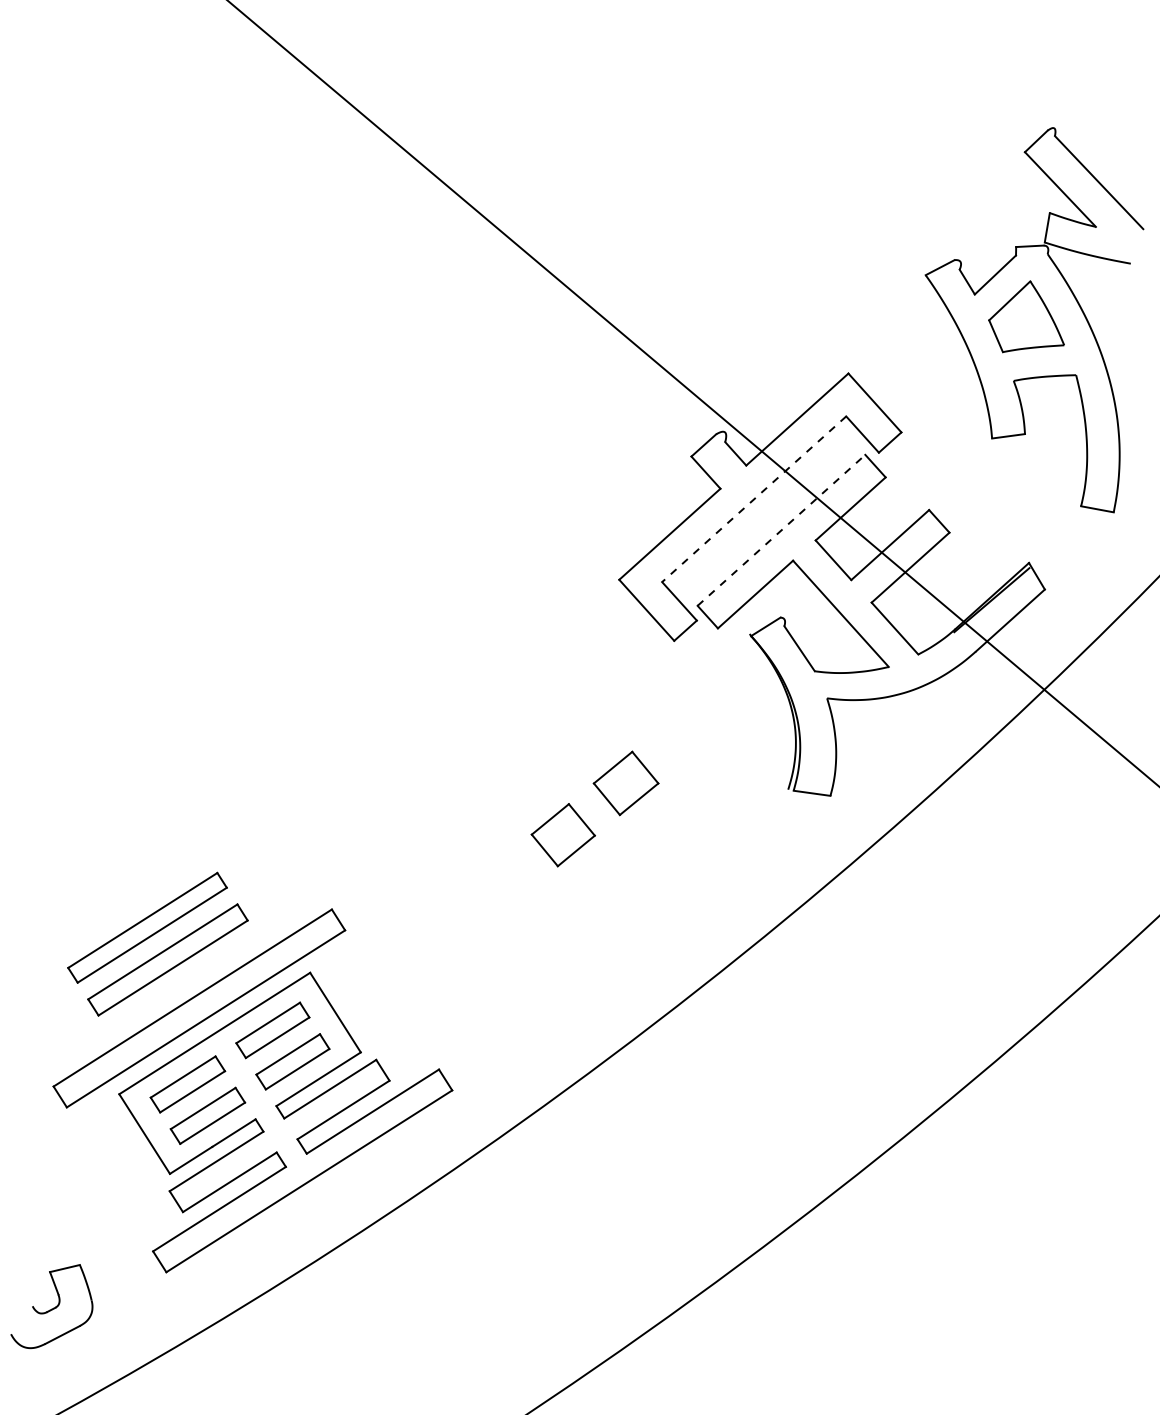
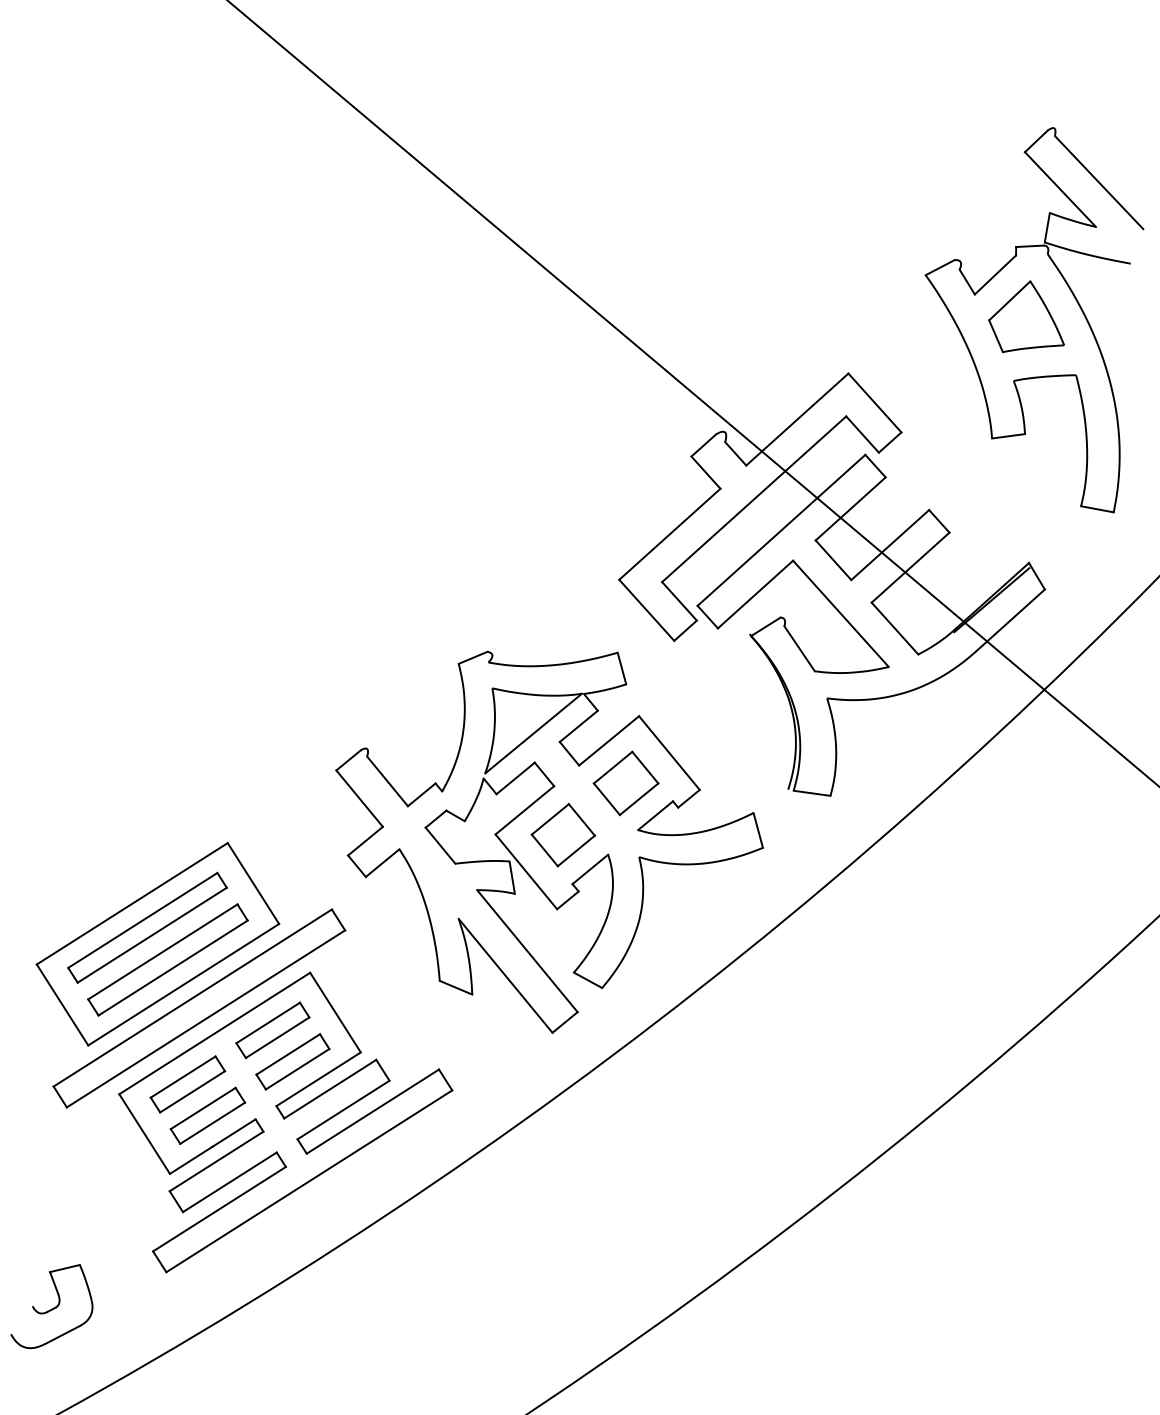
line: dashed -> solid (754, 499)
line: dashed -> solid (781, 530)
part: none -> present (549, 841)
part: none -> present (157, 944)
